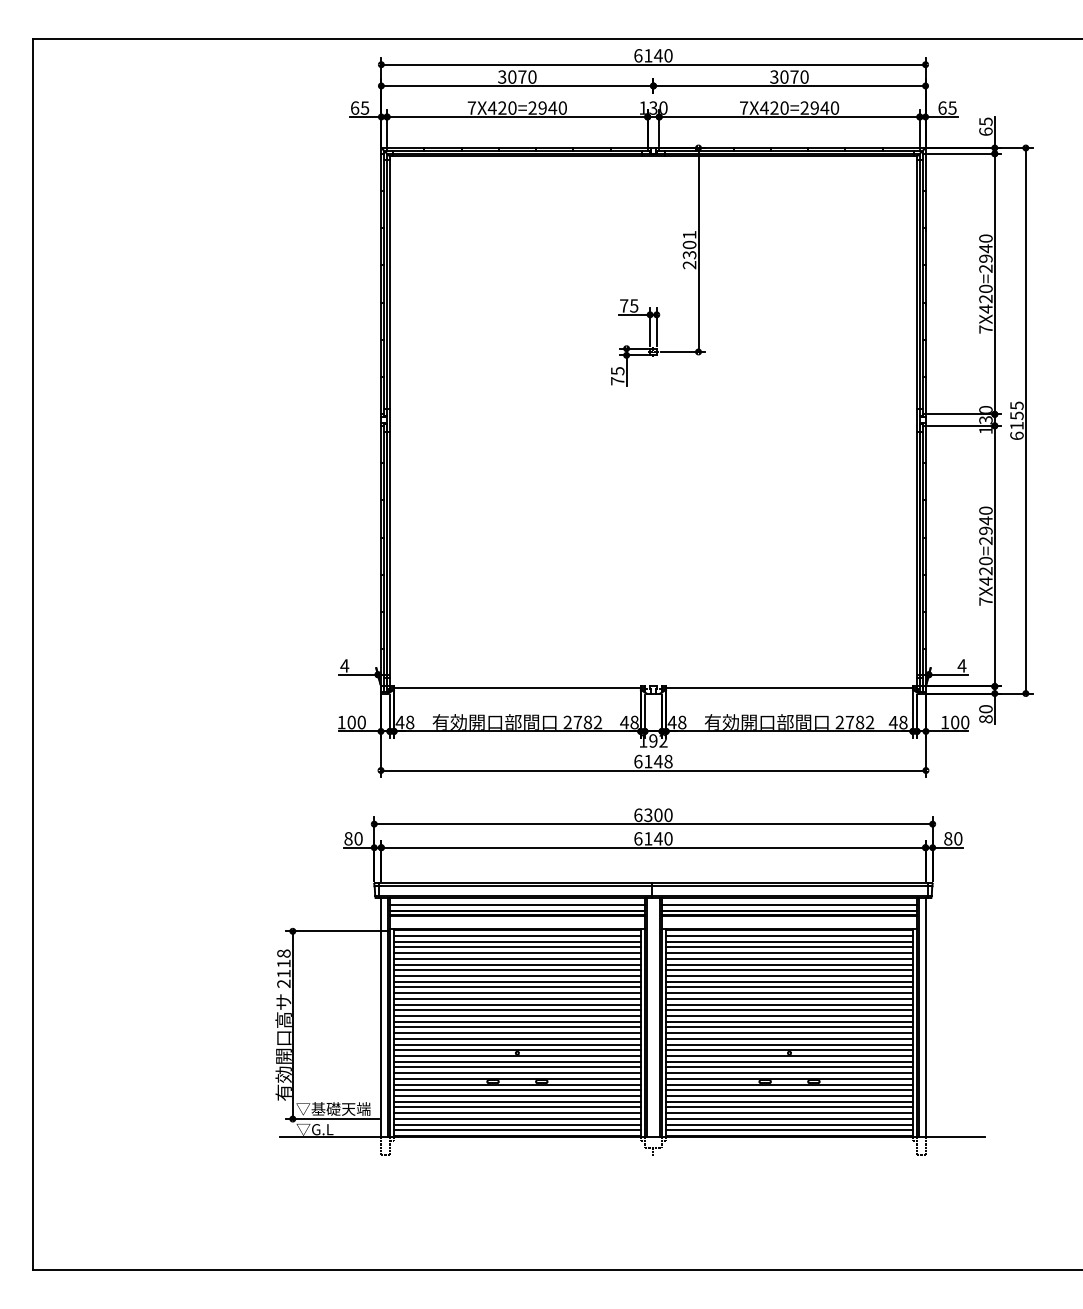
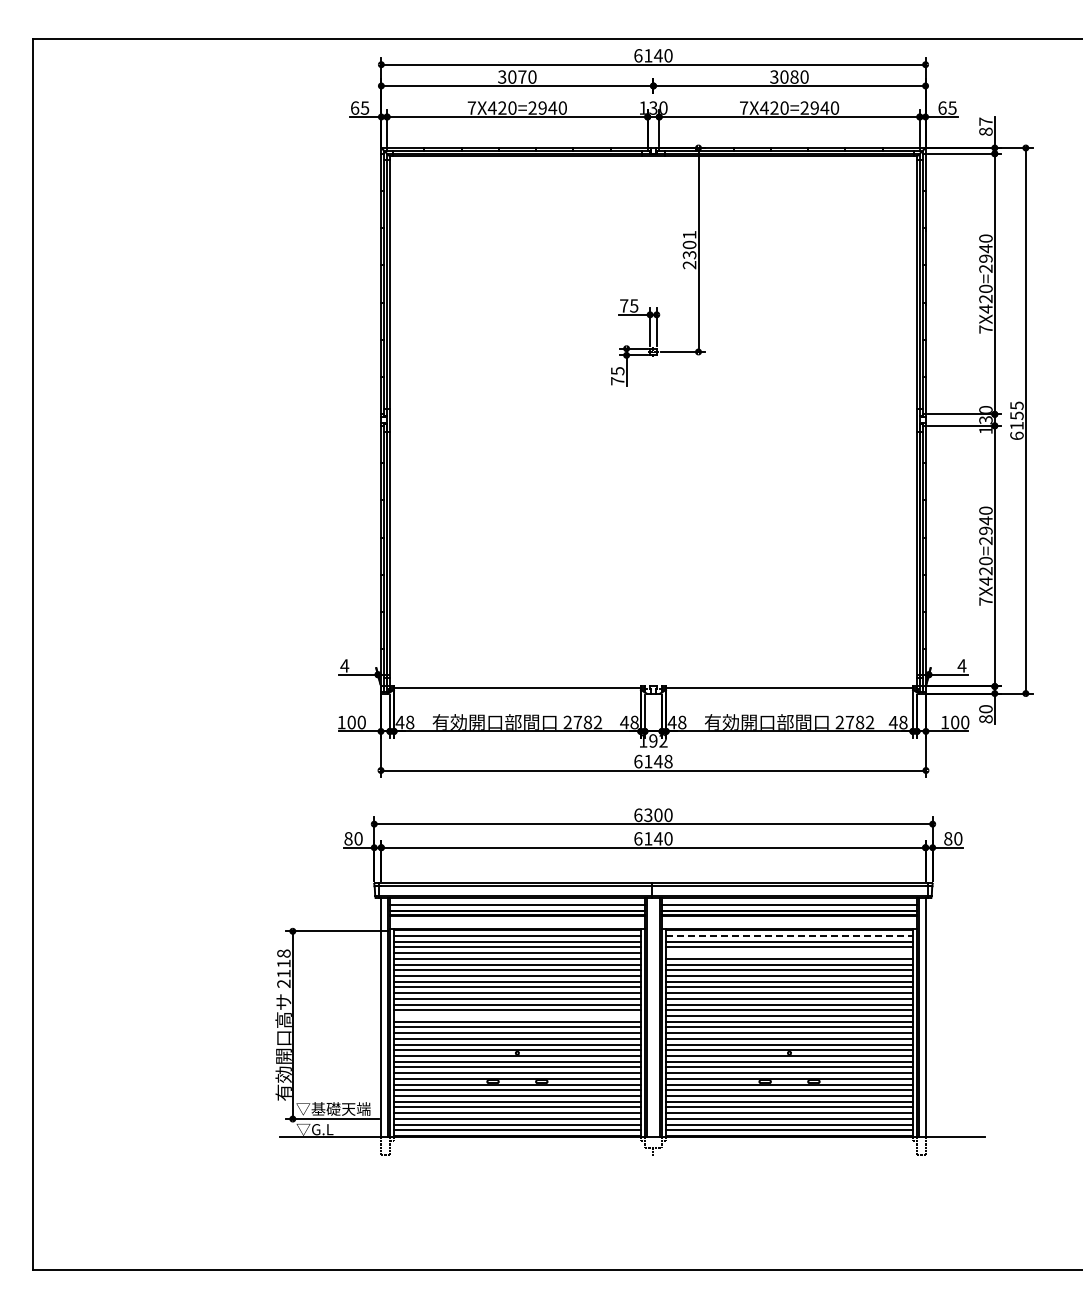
text: 3070 -> 3080 (794, 76)
text: 65 -> 87 (985, 126)
line: solid -> dashed (790, 935)
line: present -> none (789, 953)
line: present -> none (517, 1016)
